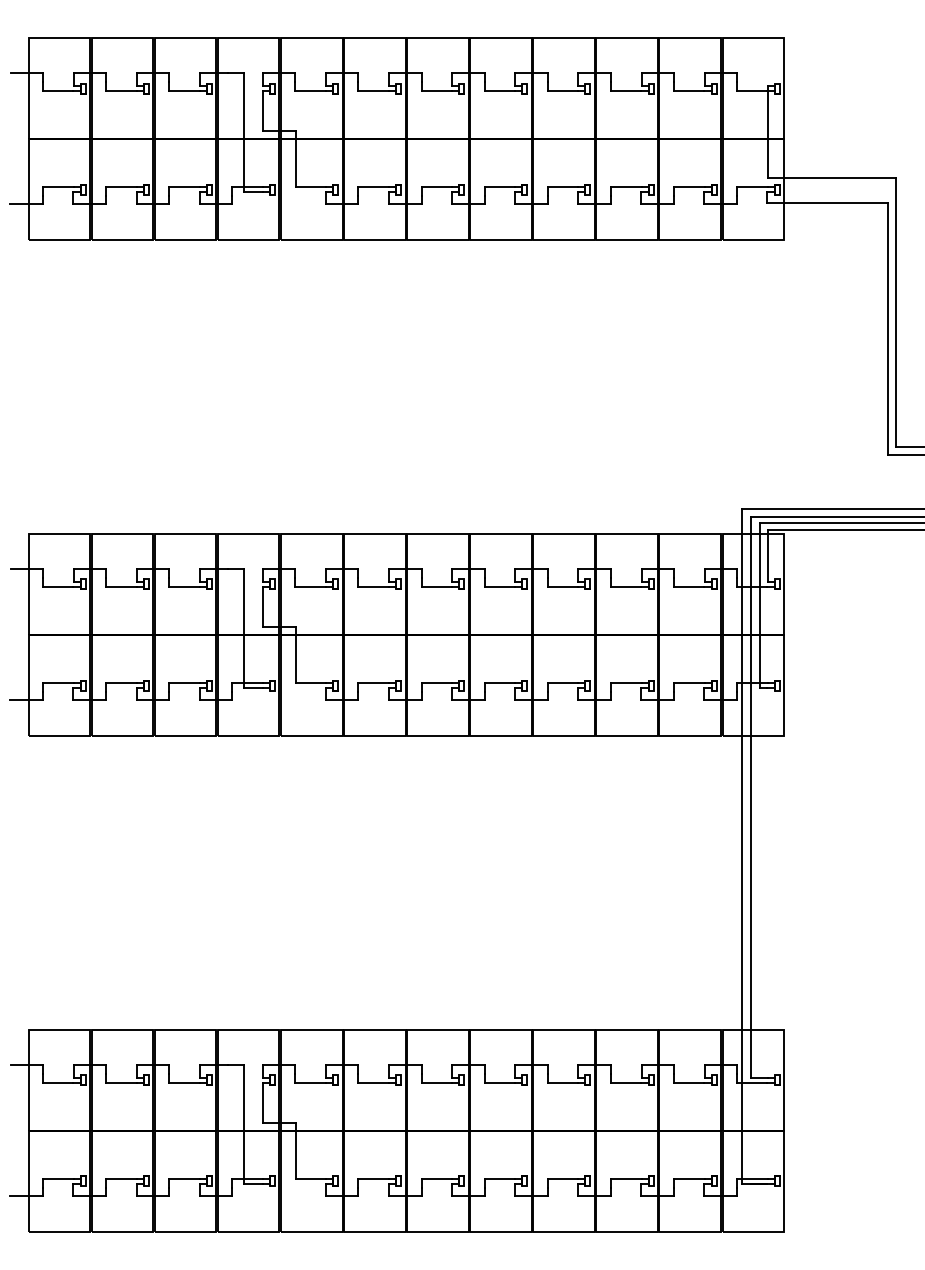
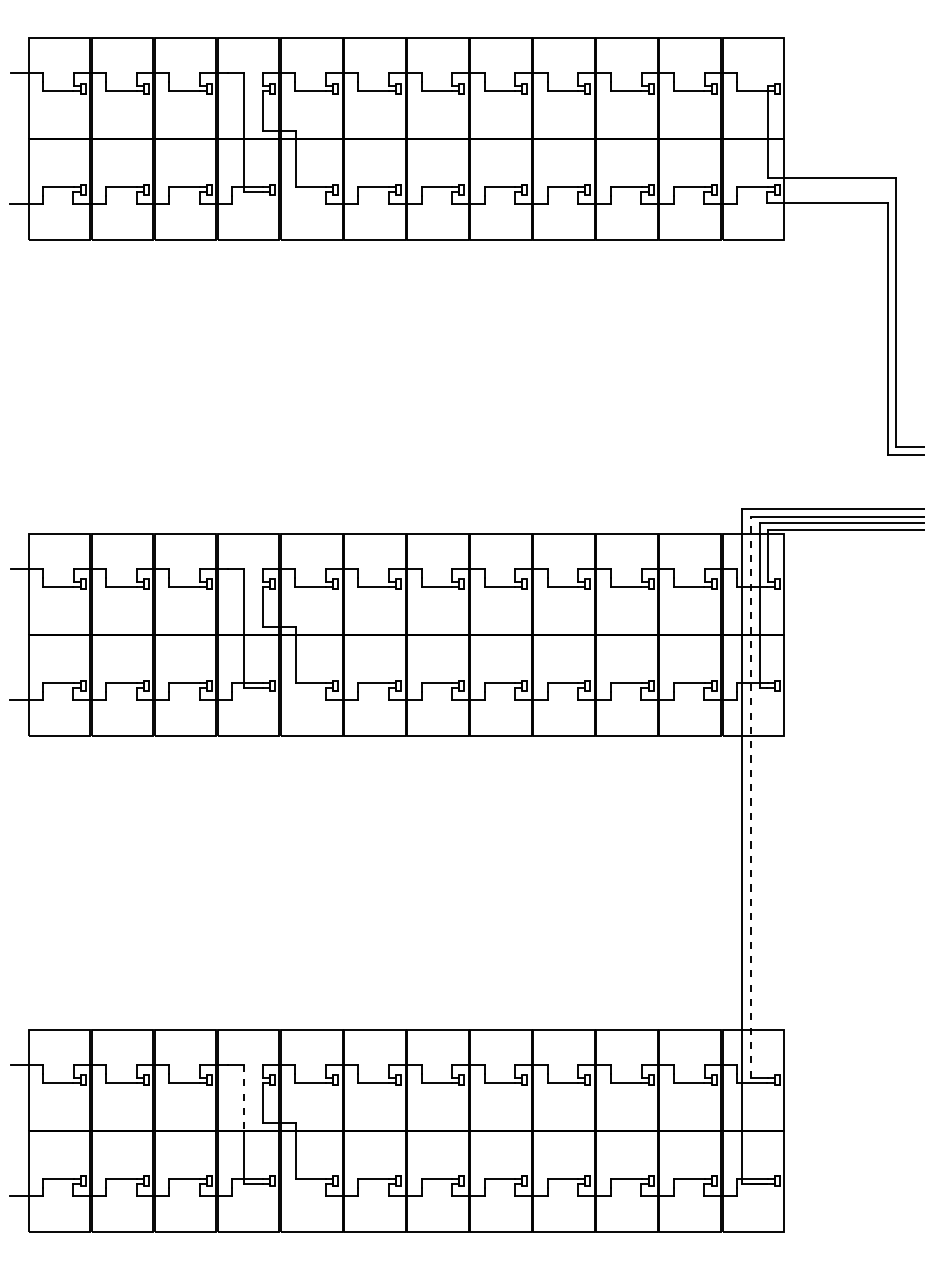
line: solid -> dashed (750, 797)
line: solid -> dashed (243, 1097)
